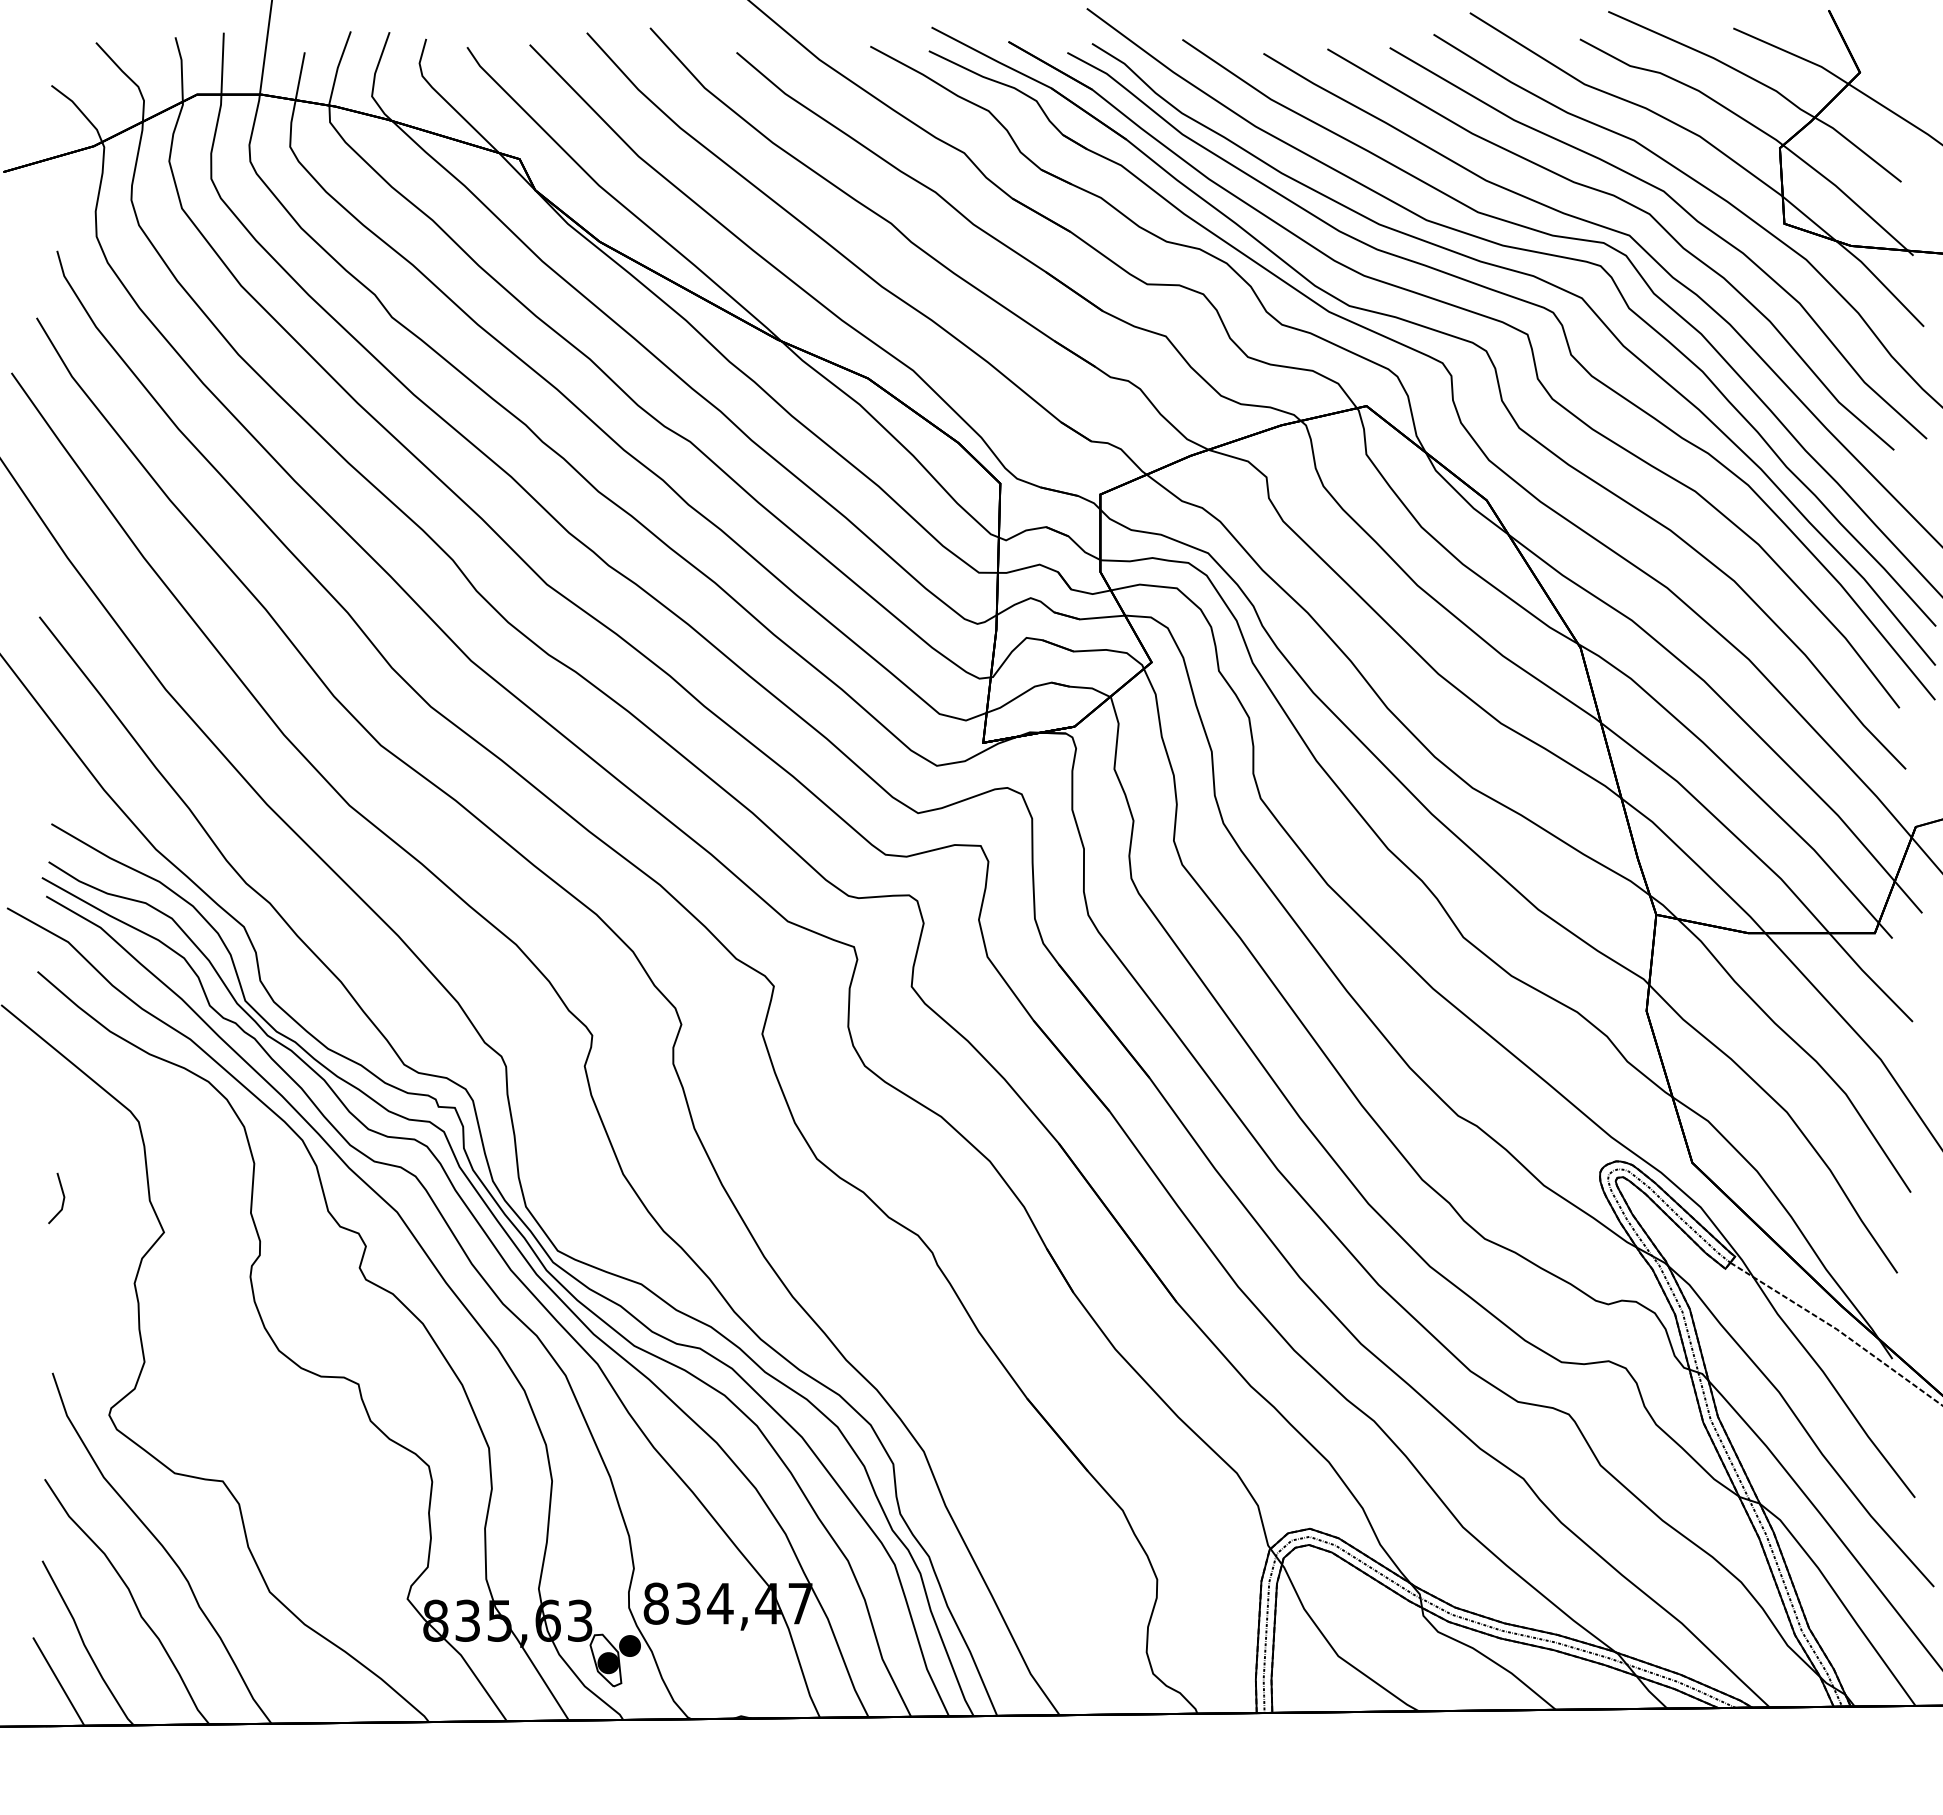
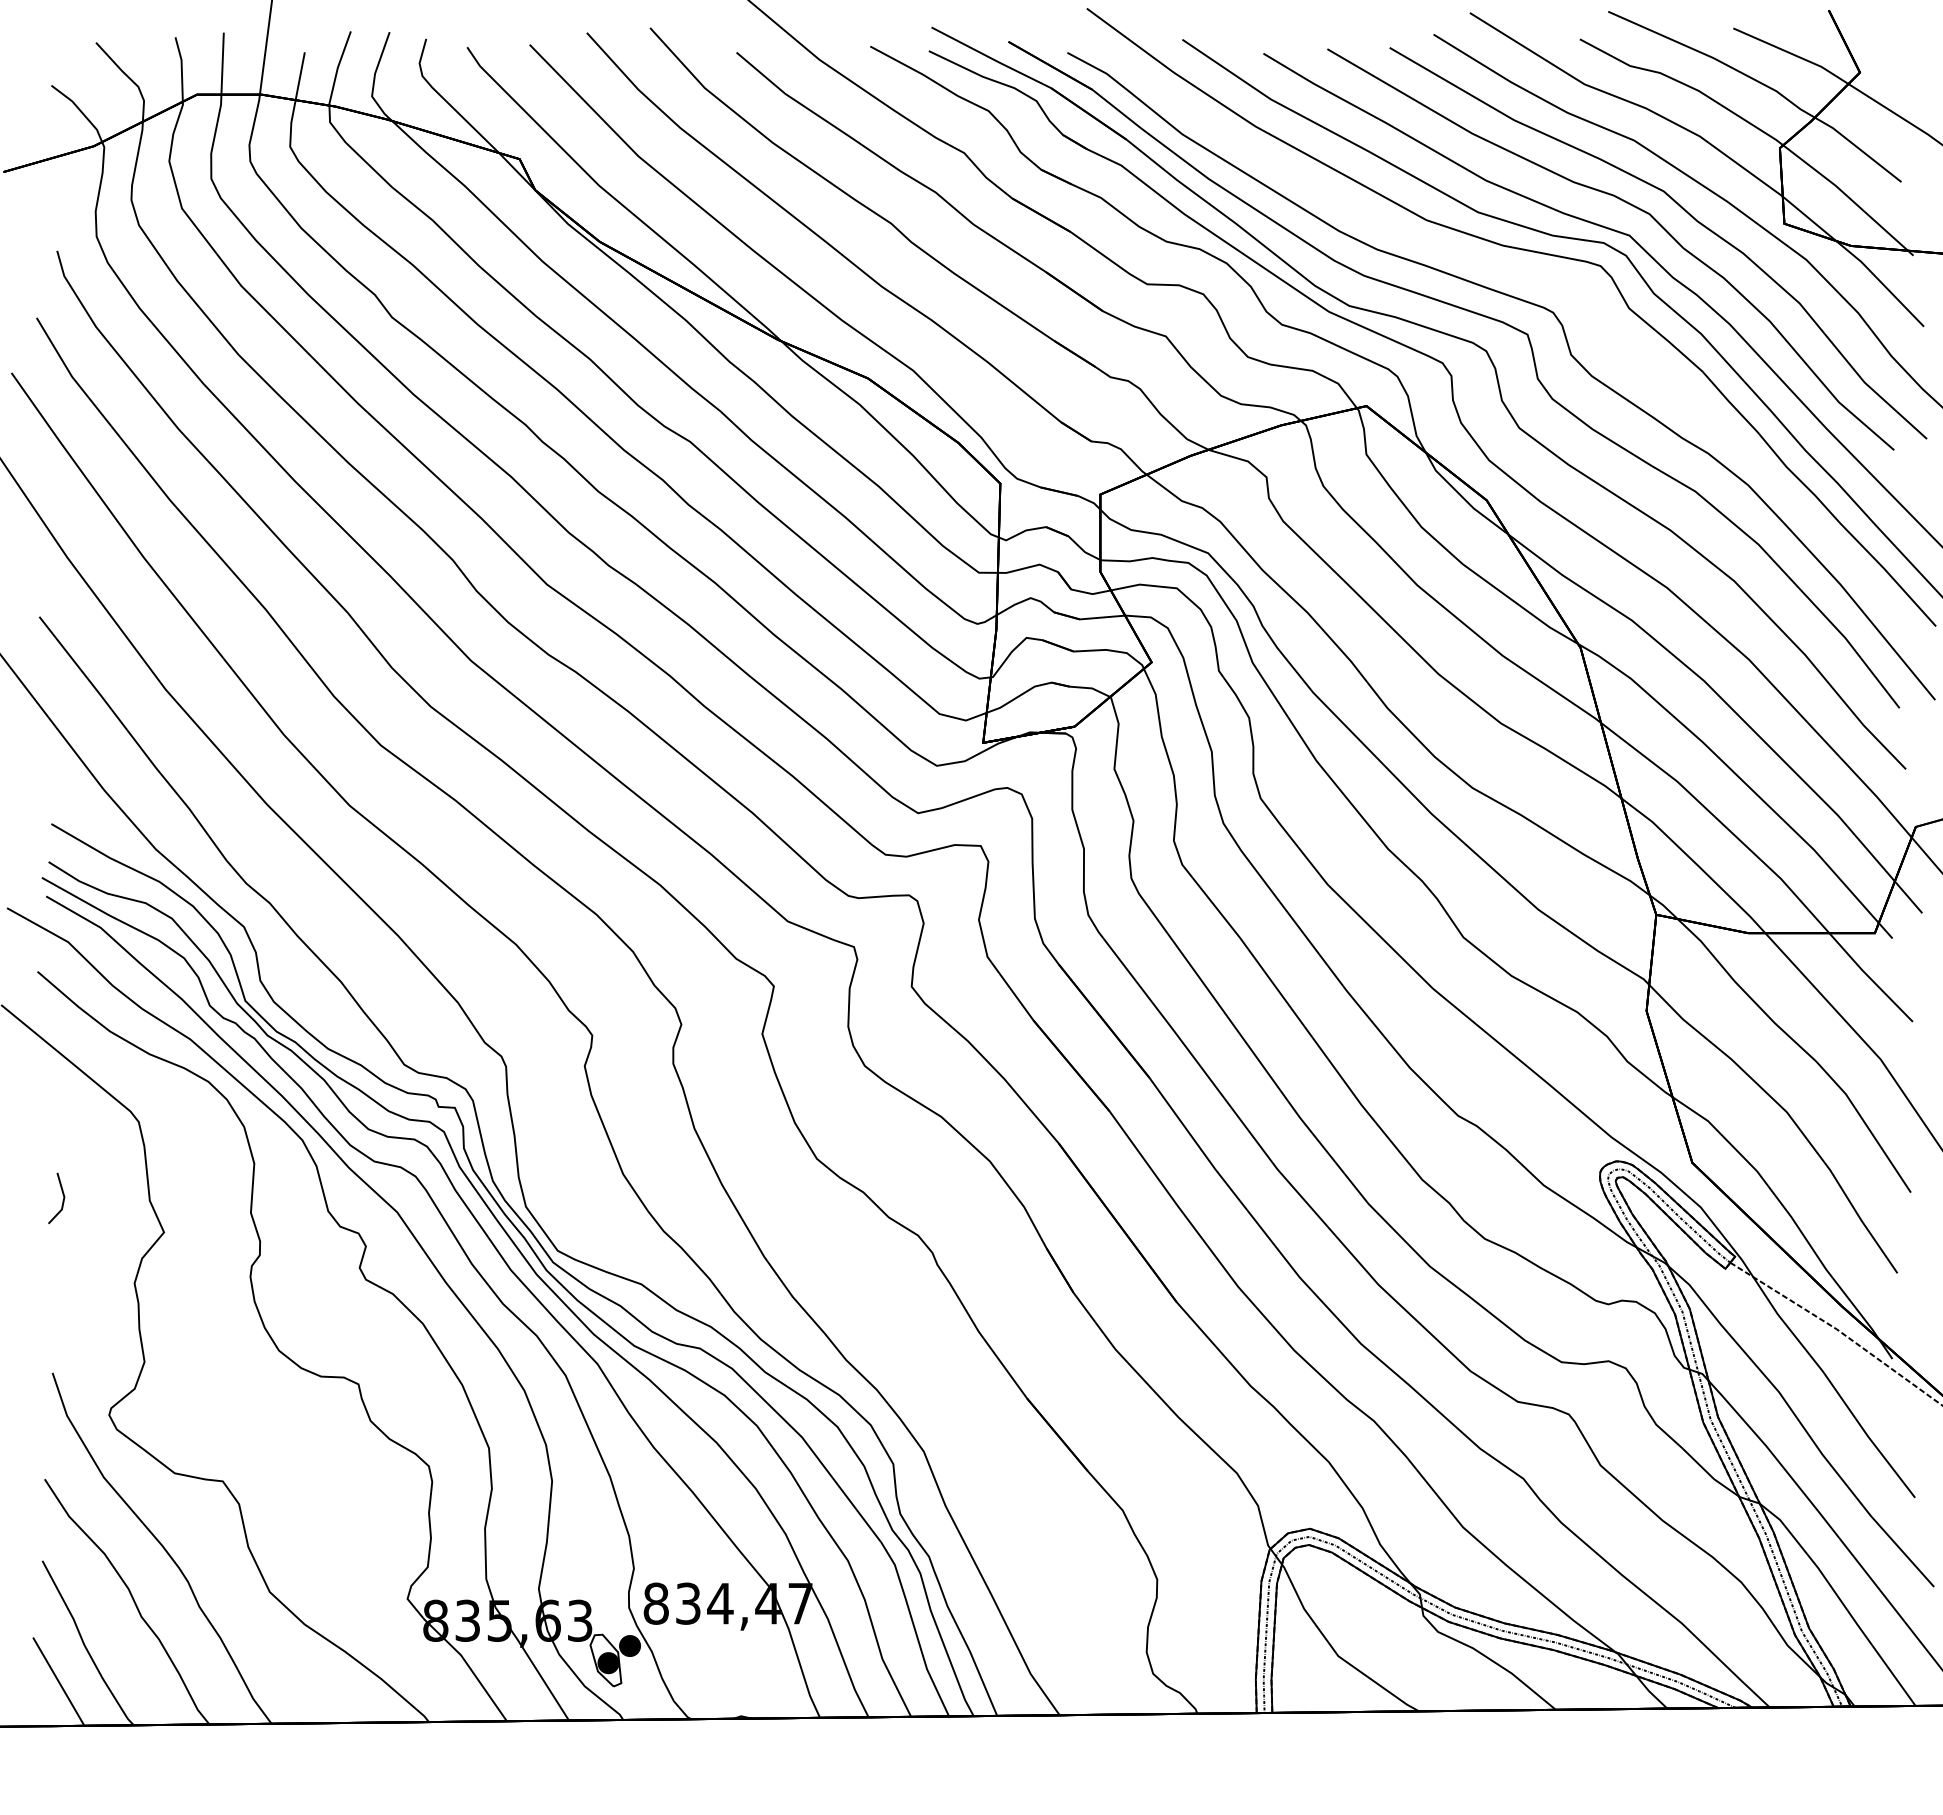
curve: present -> none (1546, 283)
